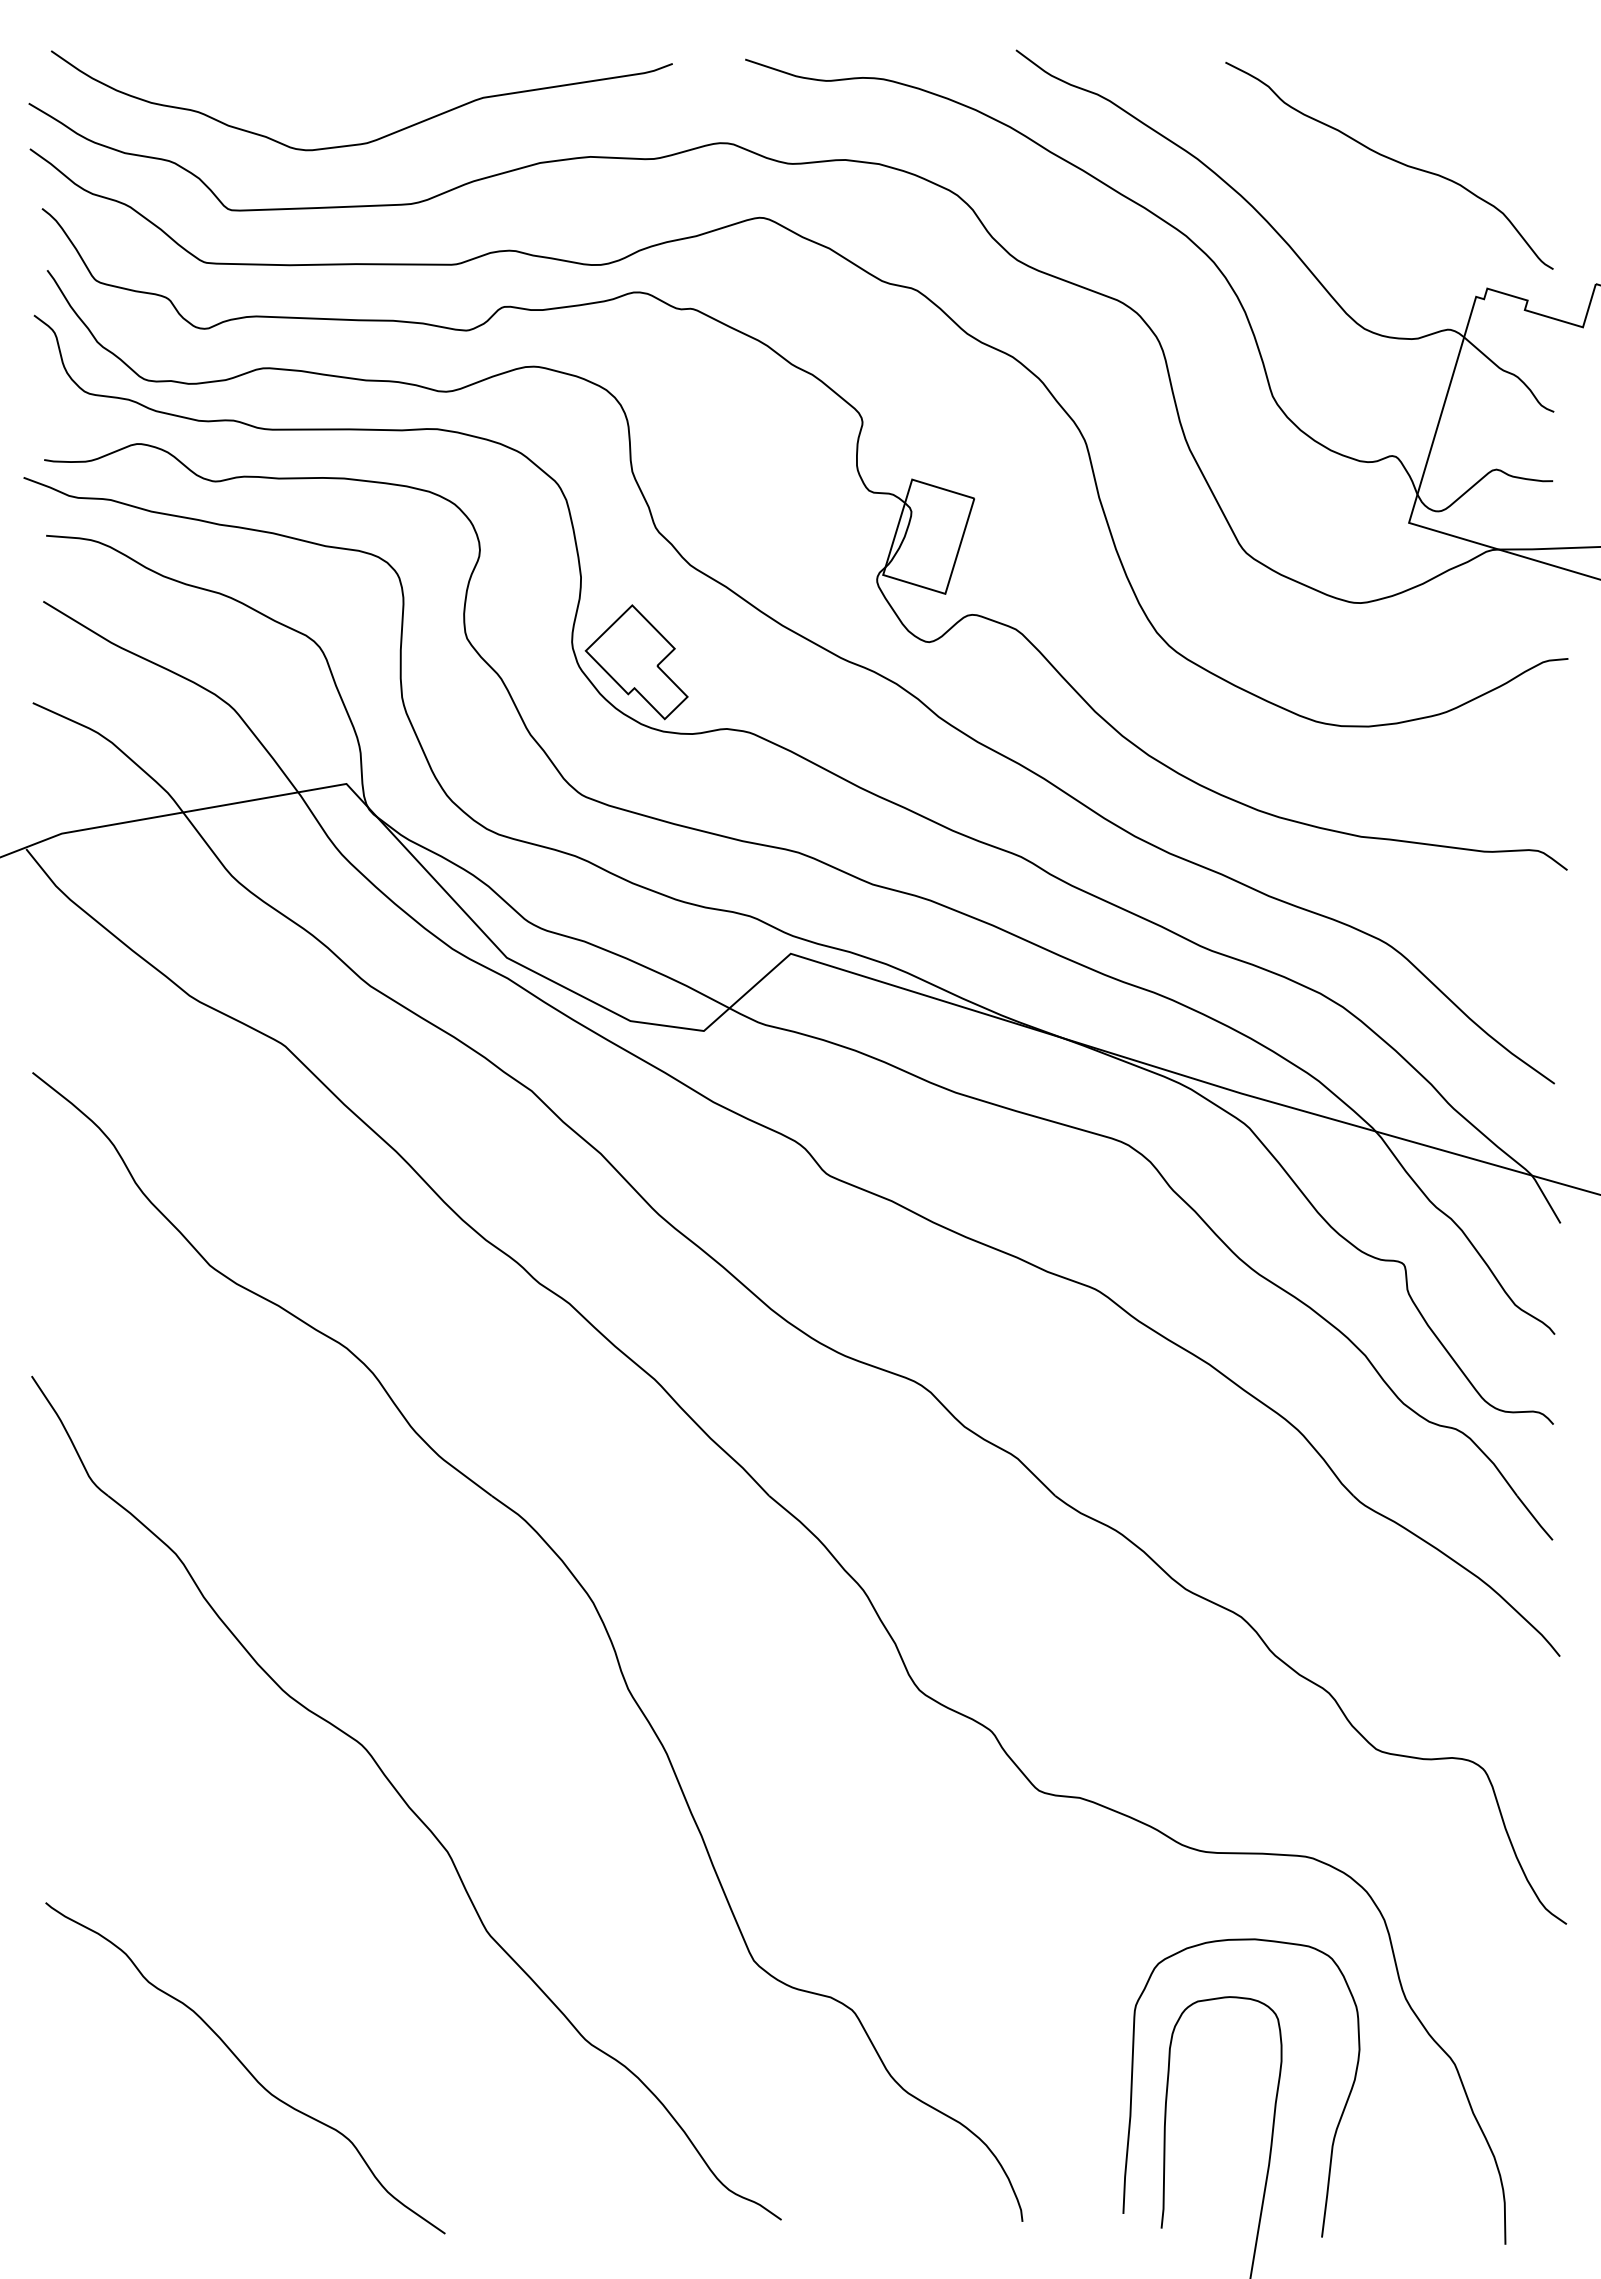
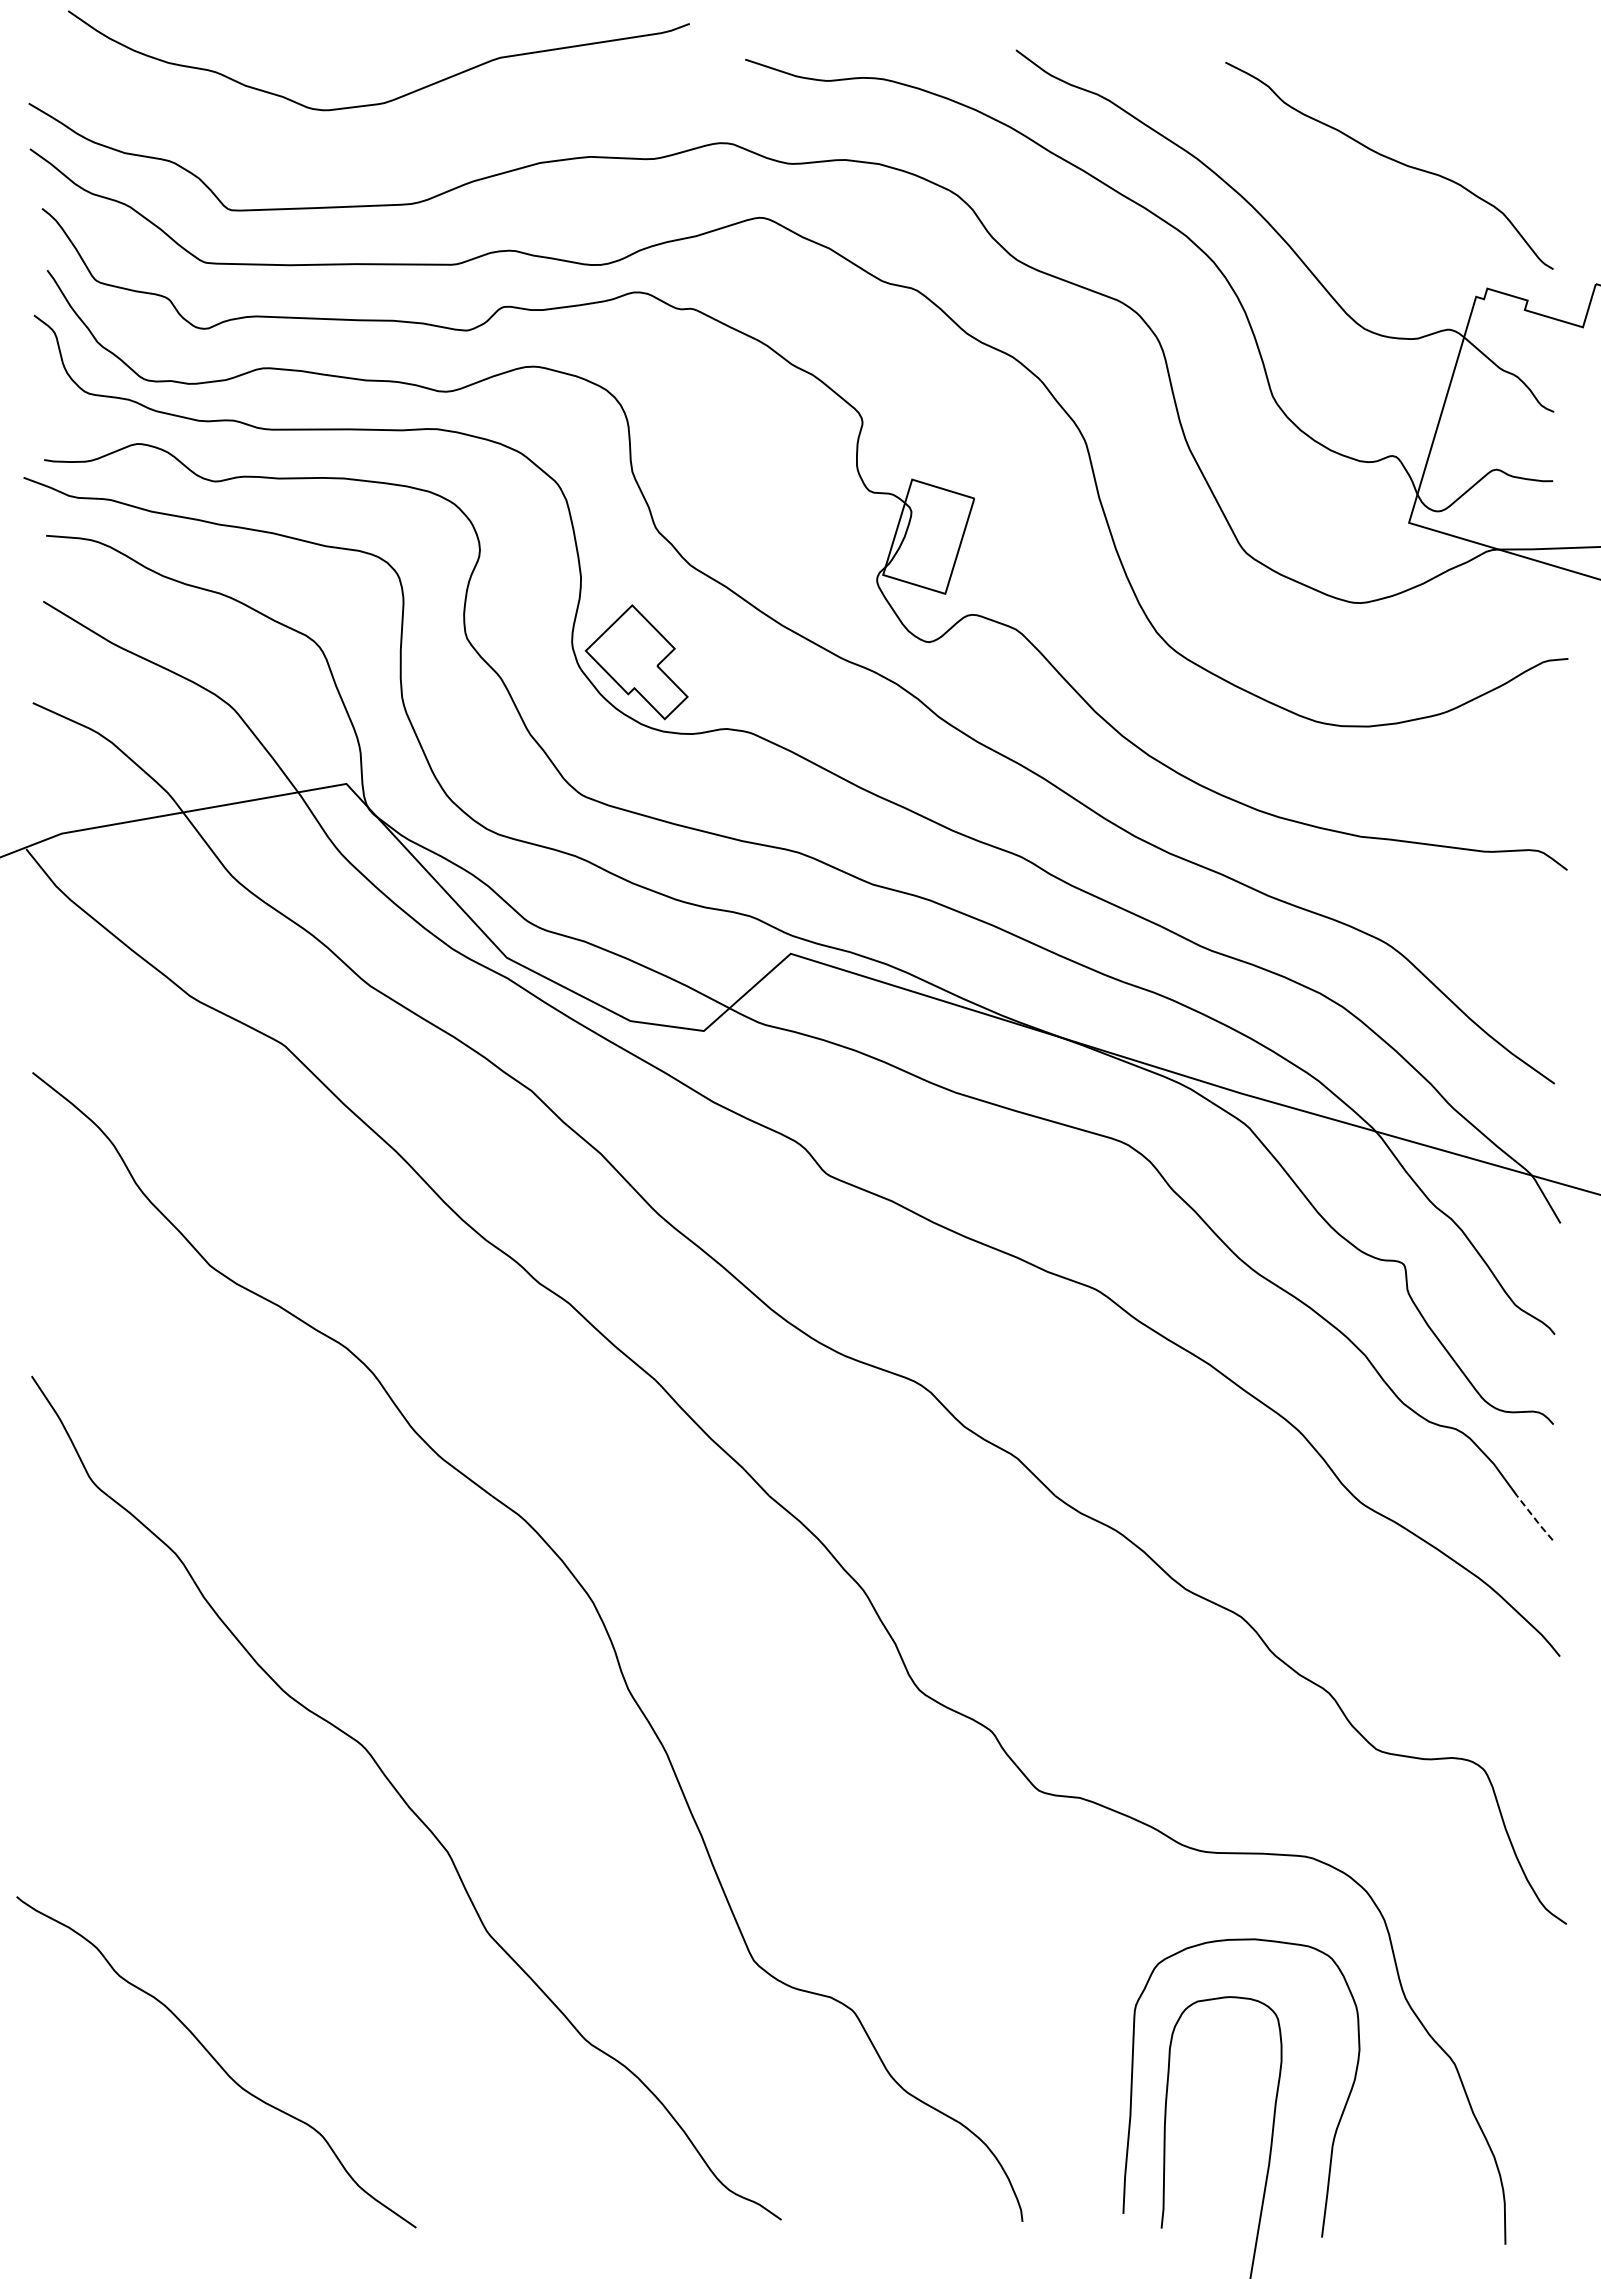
curve position: (374, 139) -> (391, 99) (391, 99)
line: solid -> dashed (1534, 1518)
curve position: (245, 2068) -> (216, 2062) (216, 2062)
